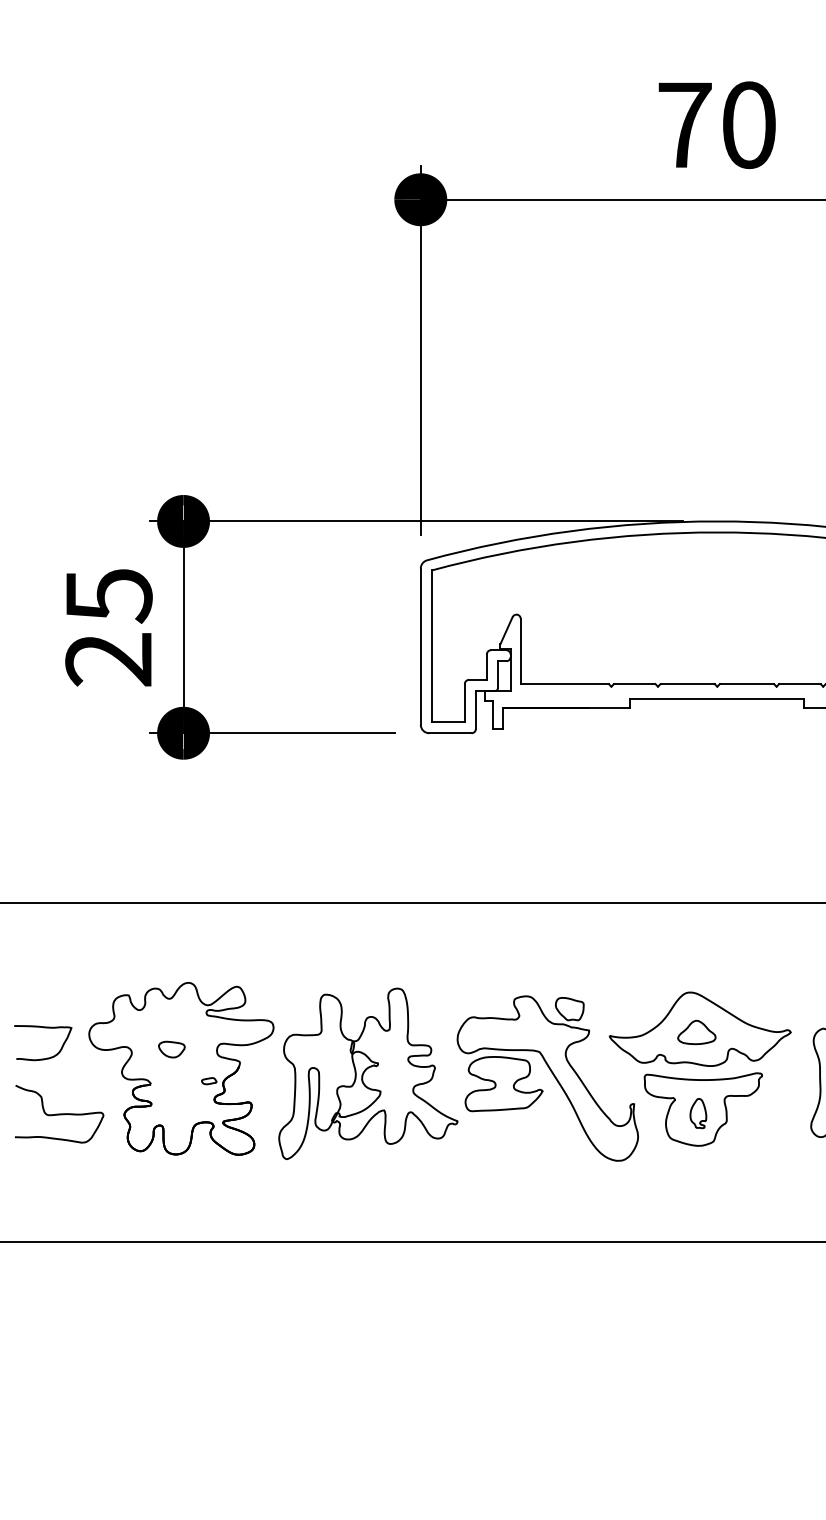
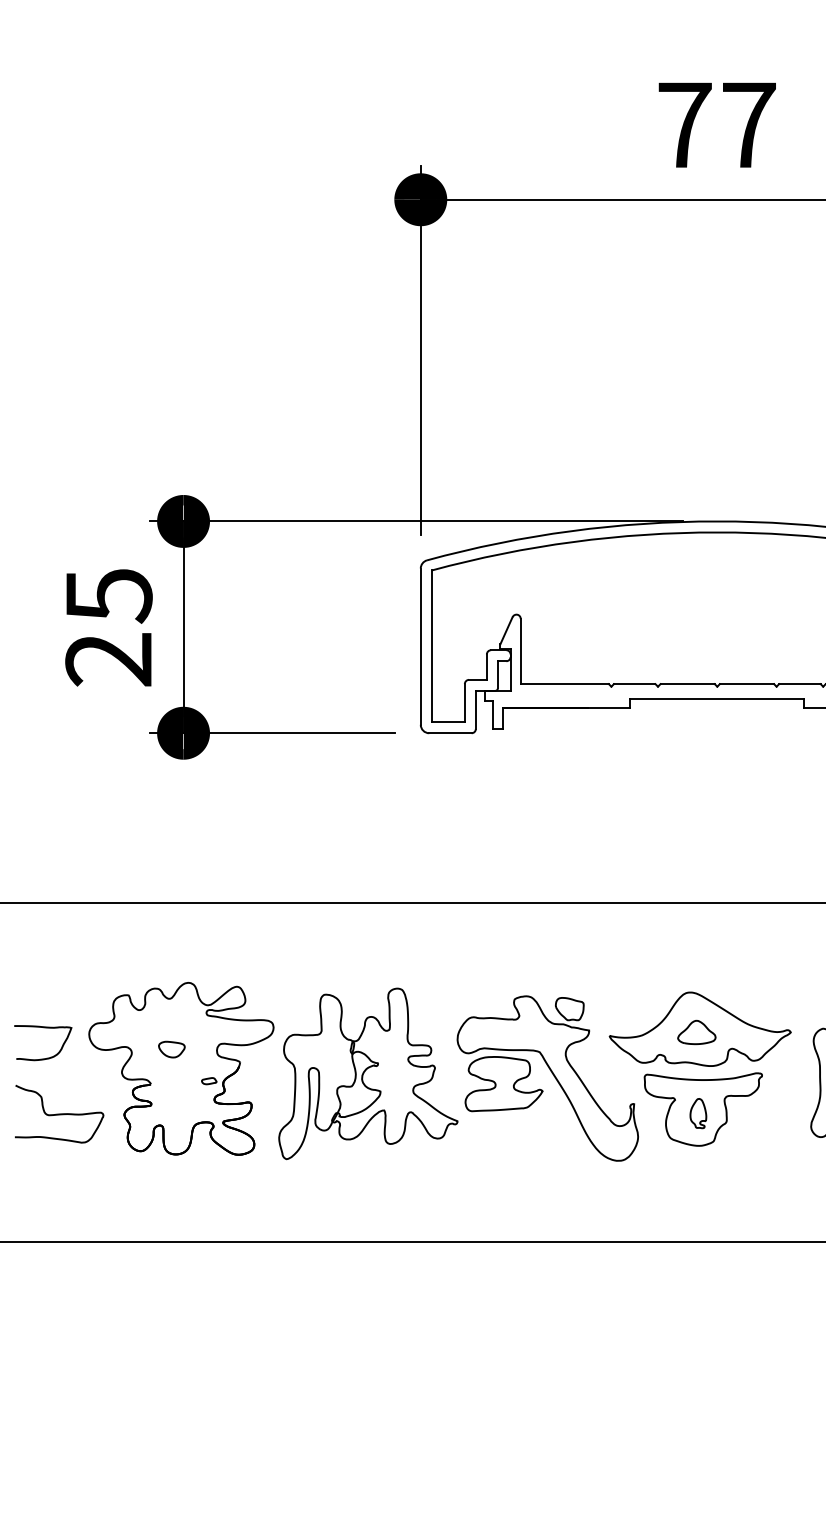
text: 70 -> 77 (749, 124)
